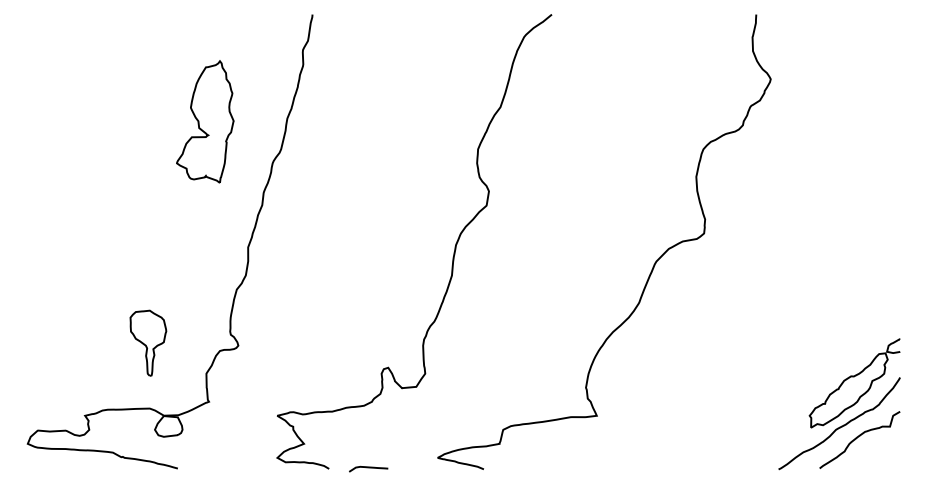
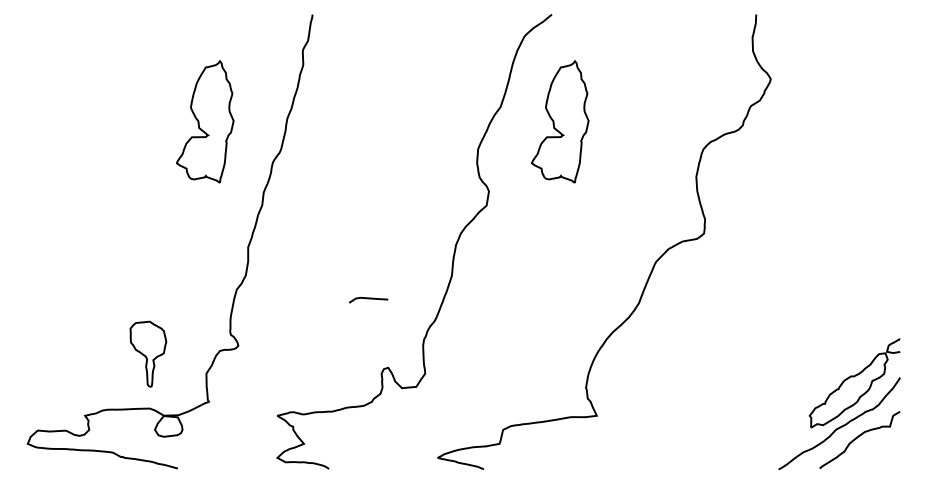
part: none -> present (560, 121)
part position: (148, 342) -> (148, 353) (148, 353)
curve position: (368, 468) -> (368, 299) (368, 299)
